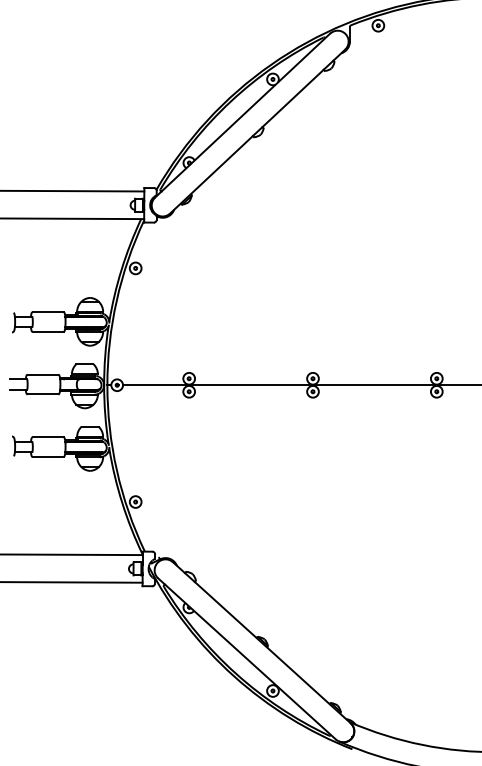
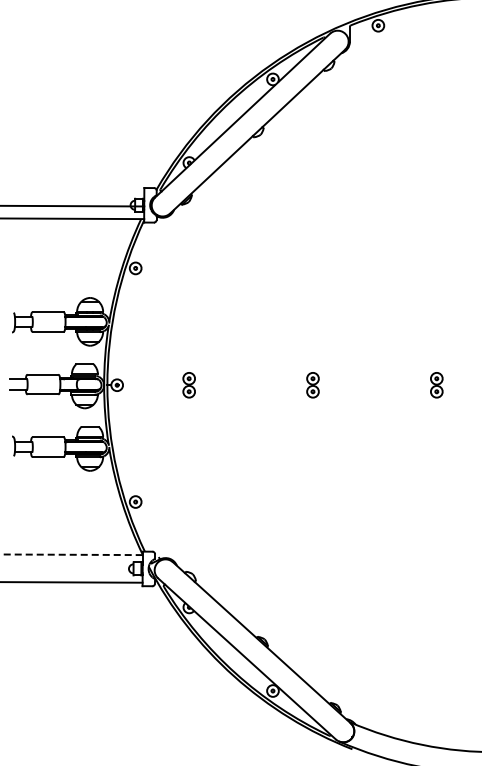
line position: (73, 190) -> (73, 205) (73, 205)
line: present -> none (300, 385)
line: solid -> dashed (71, 554)
